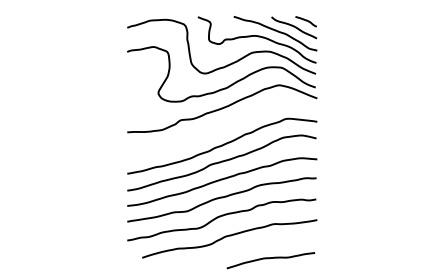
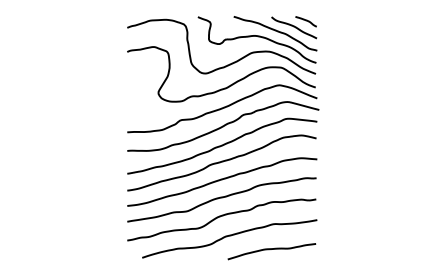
curve: none -> present (223, 126)
curve position: (270, 258) -> (271, 249) (271, 249)
